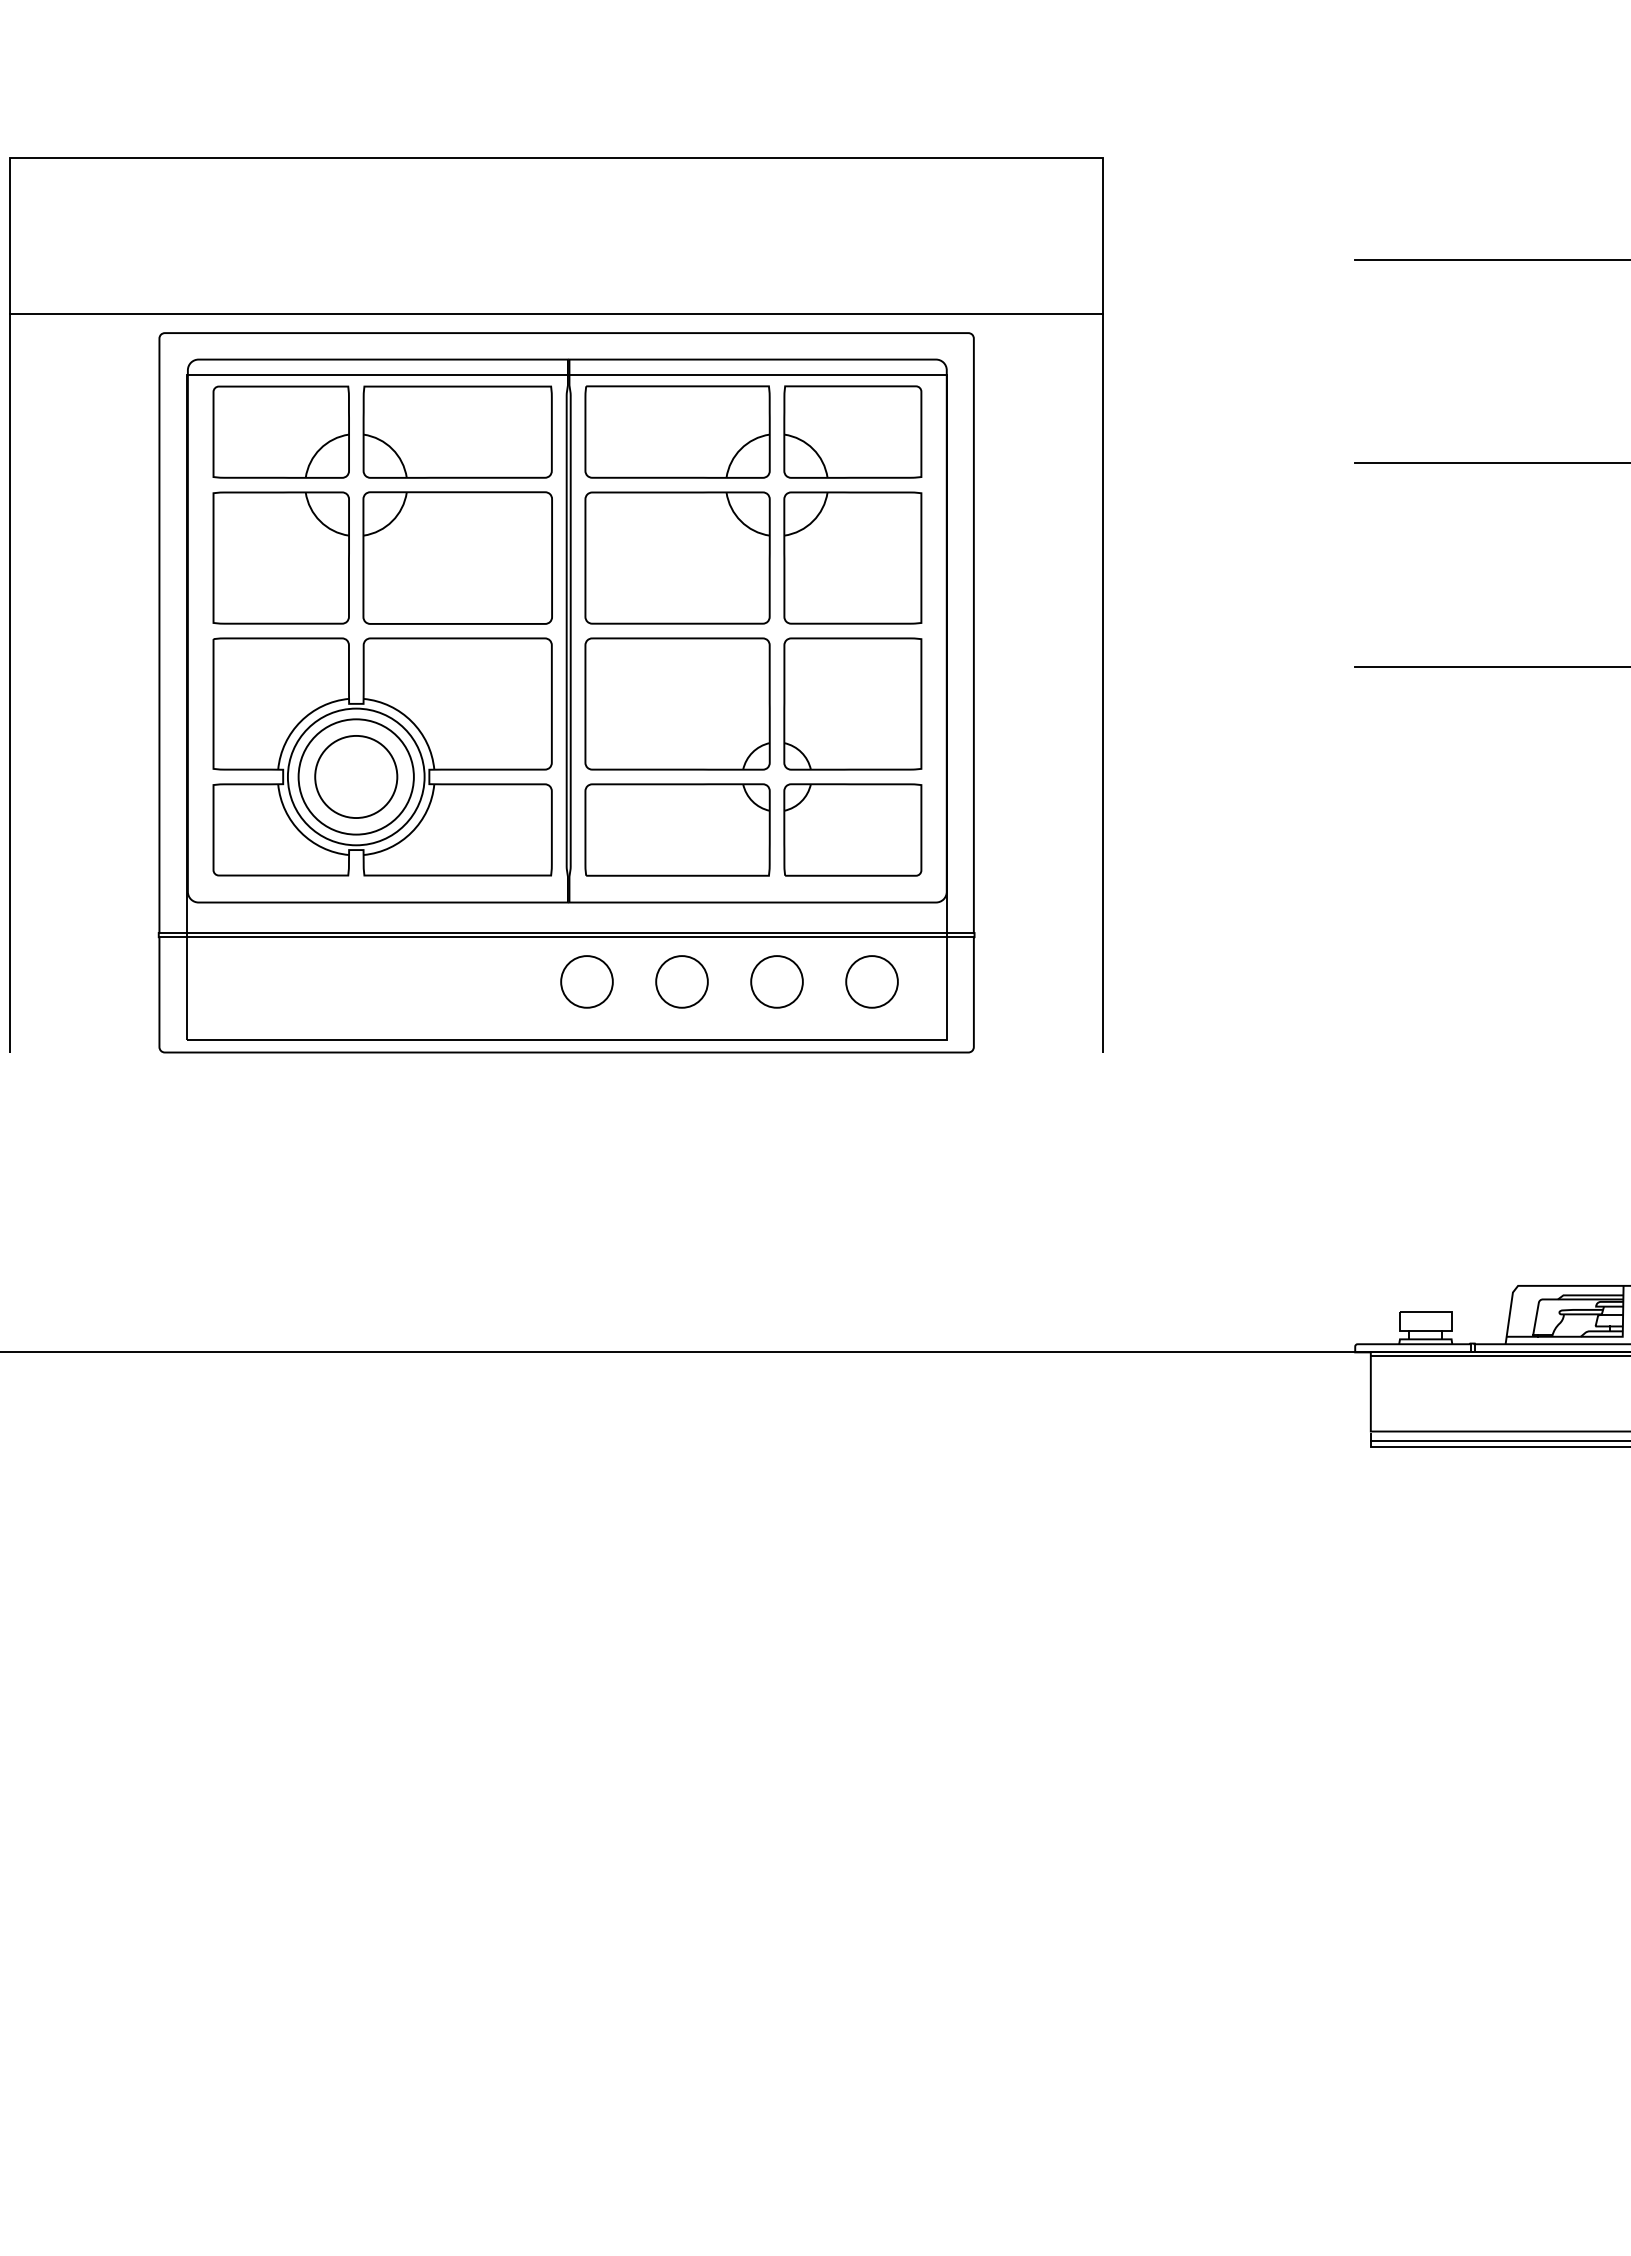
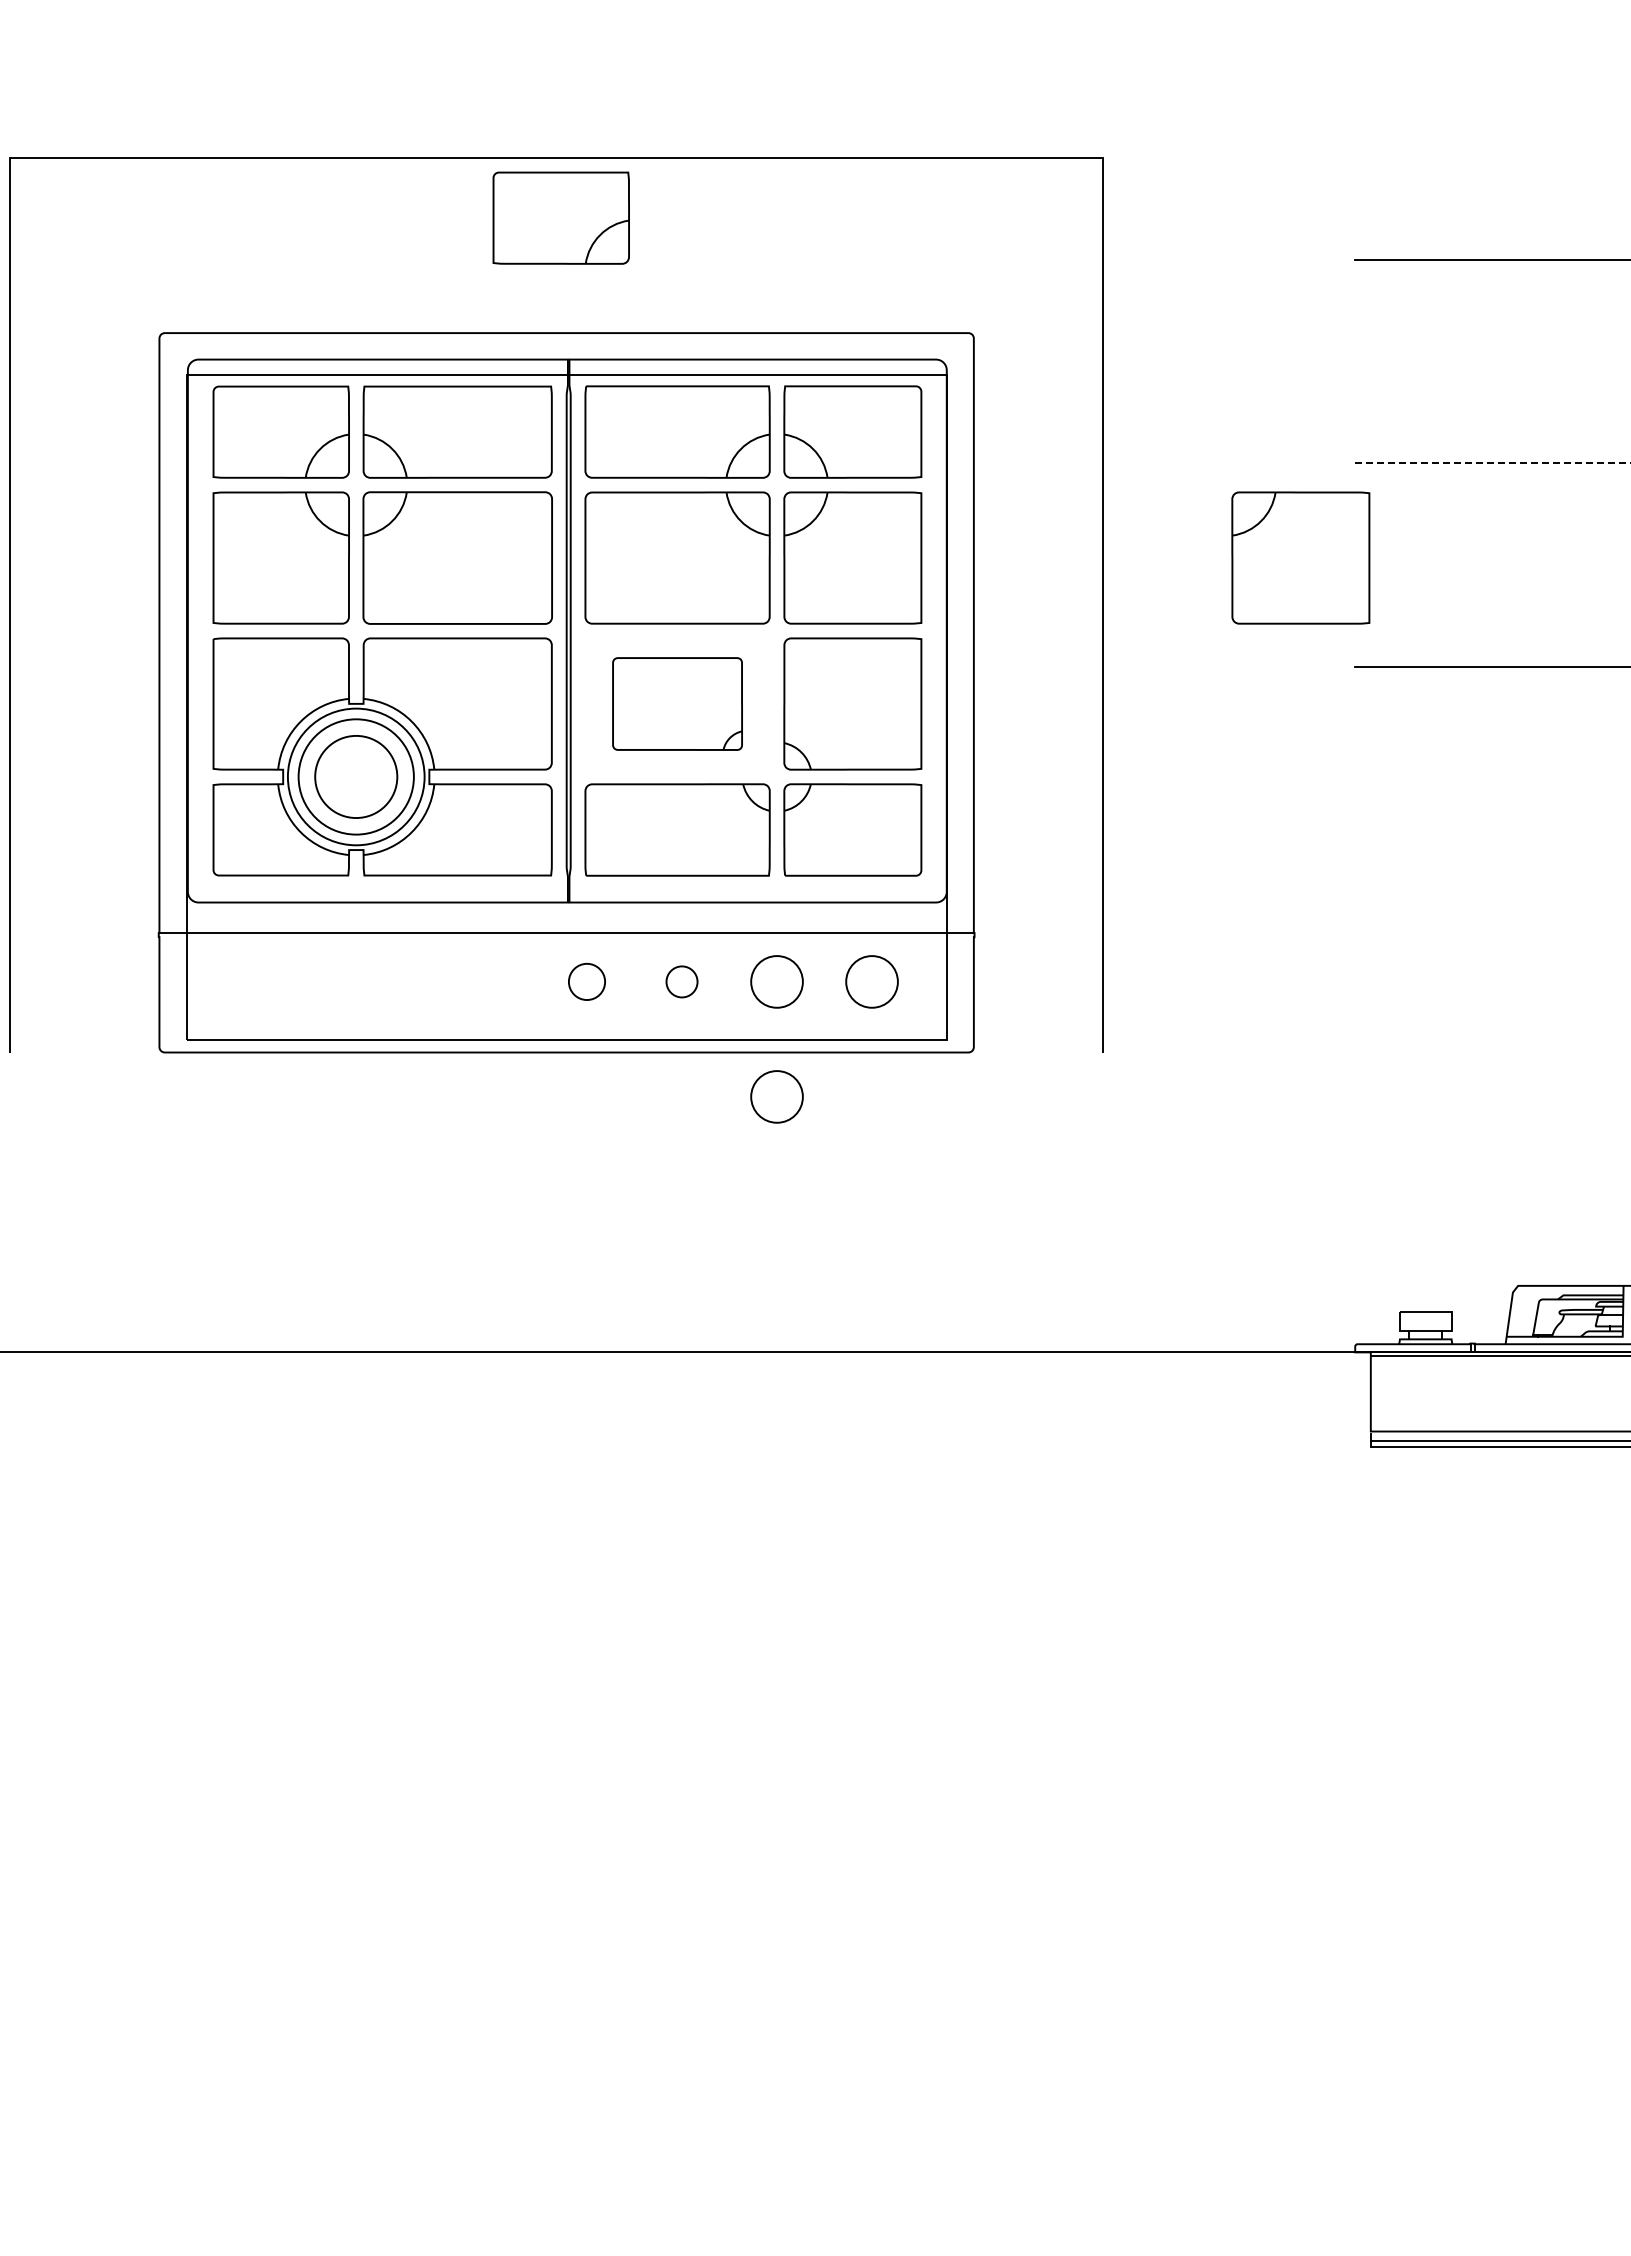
part: none -> present (560, 217)
line: present -> none (556, 313)
line: solid -> dashed (1493, 463)
part: none -> present (1300, 557)
part size: 187x134 px -> 131x94 px (677, 703)
line: present -> none (566, 937)
circle diameter: 52 px -> 36 px (586, 981)
circle diameter: 52 px -> 31 px (681, 981)
circle: none -> present (776, 1096)
